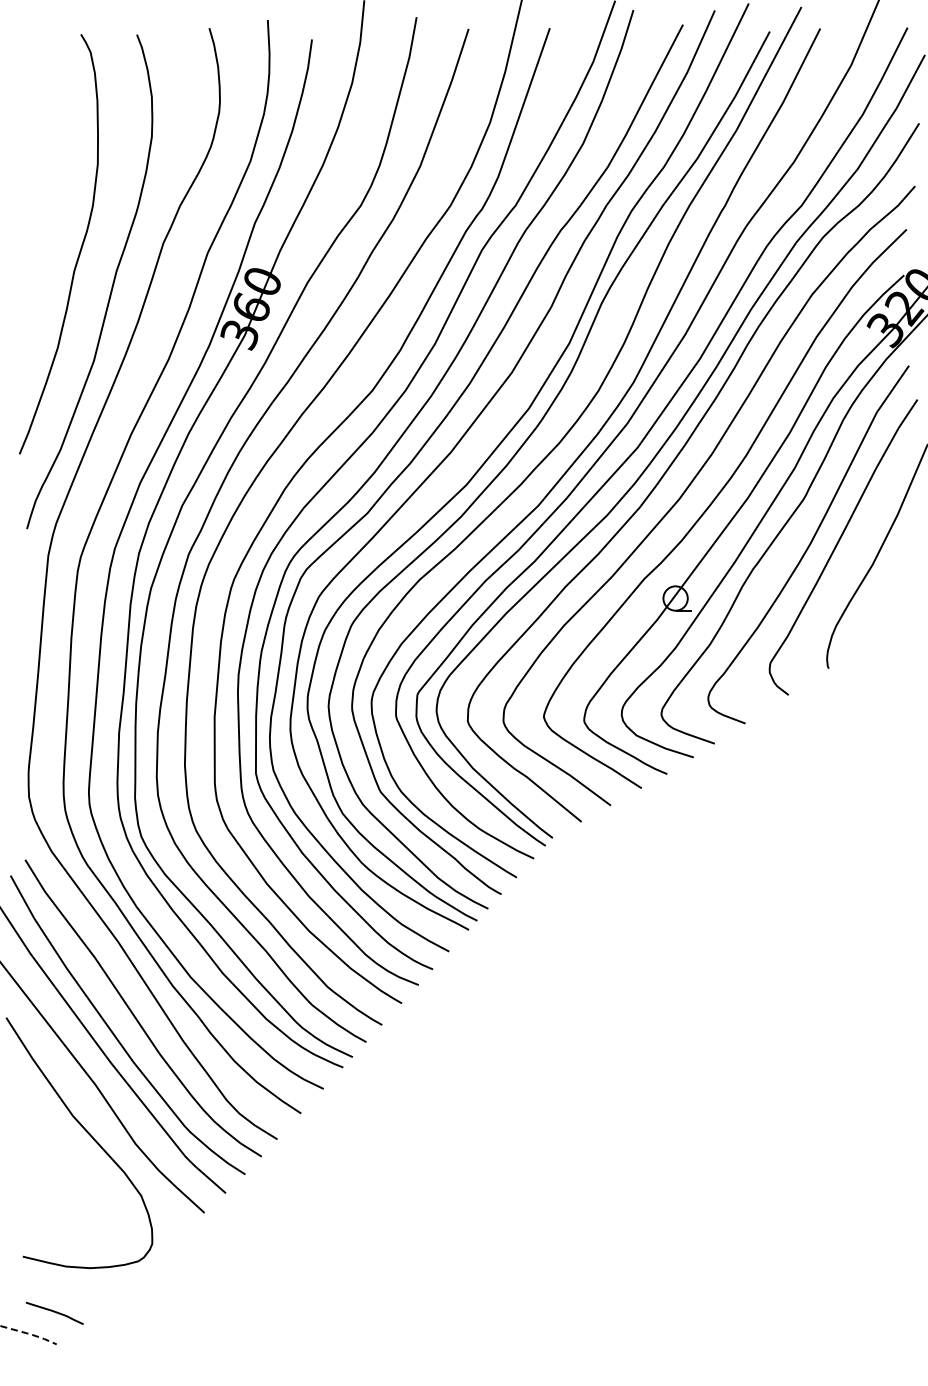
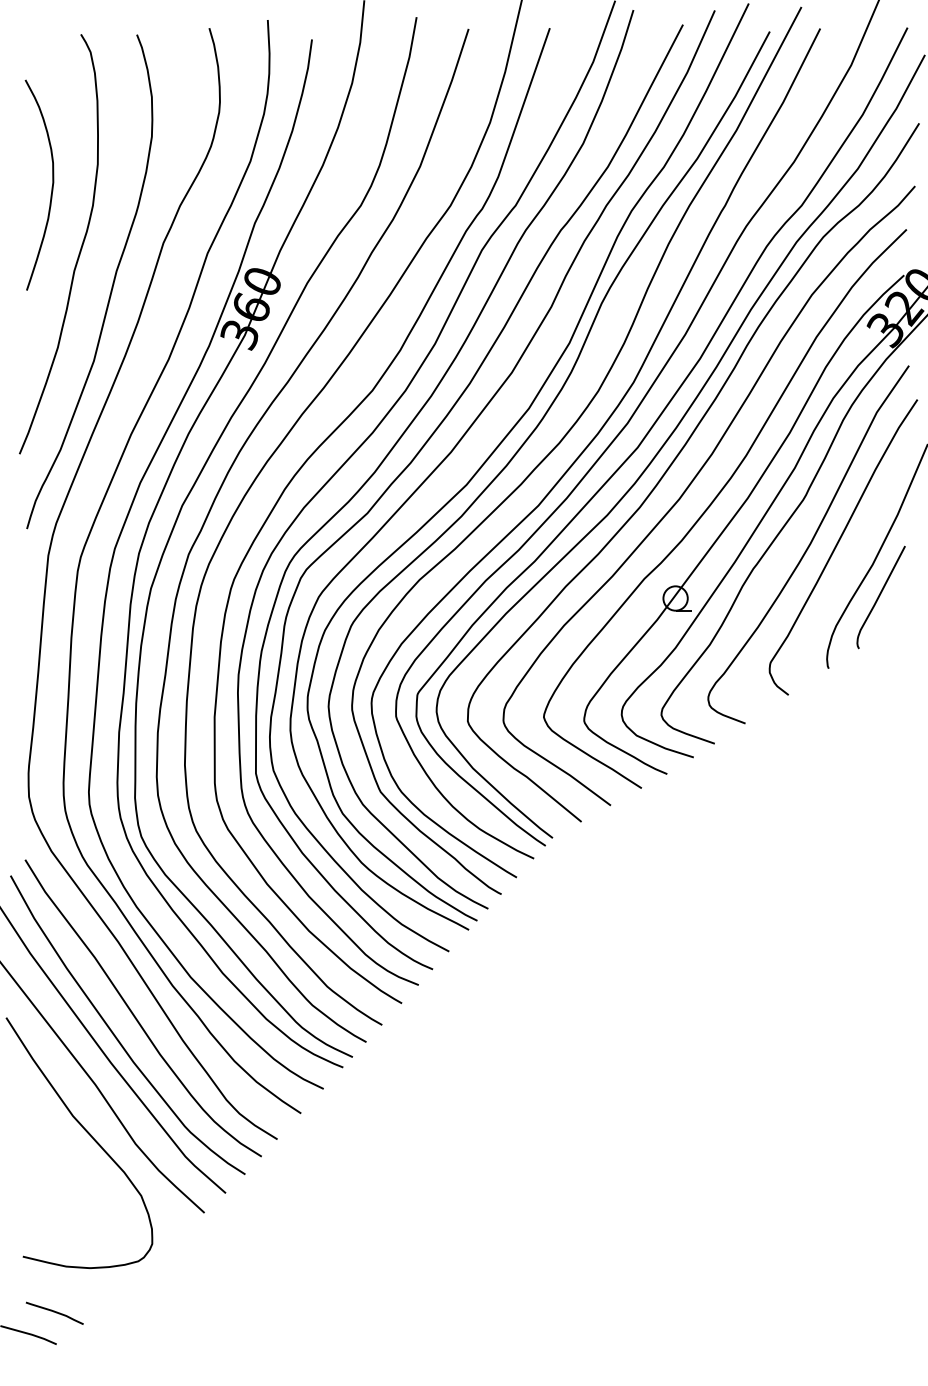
curve: none -> present (51, 186)
curve: none -> present (879, 597)
line: dashed -> solid (30, 1334)
